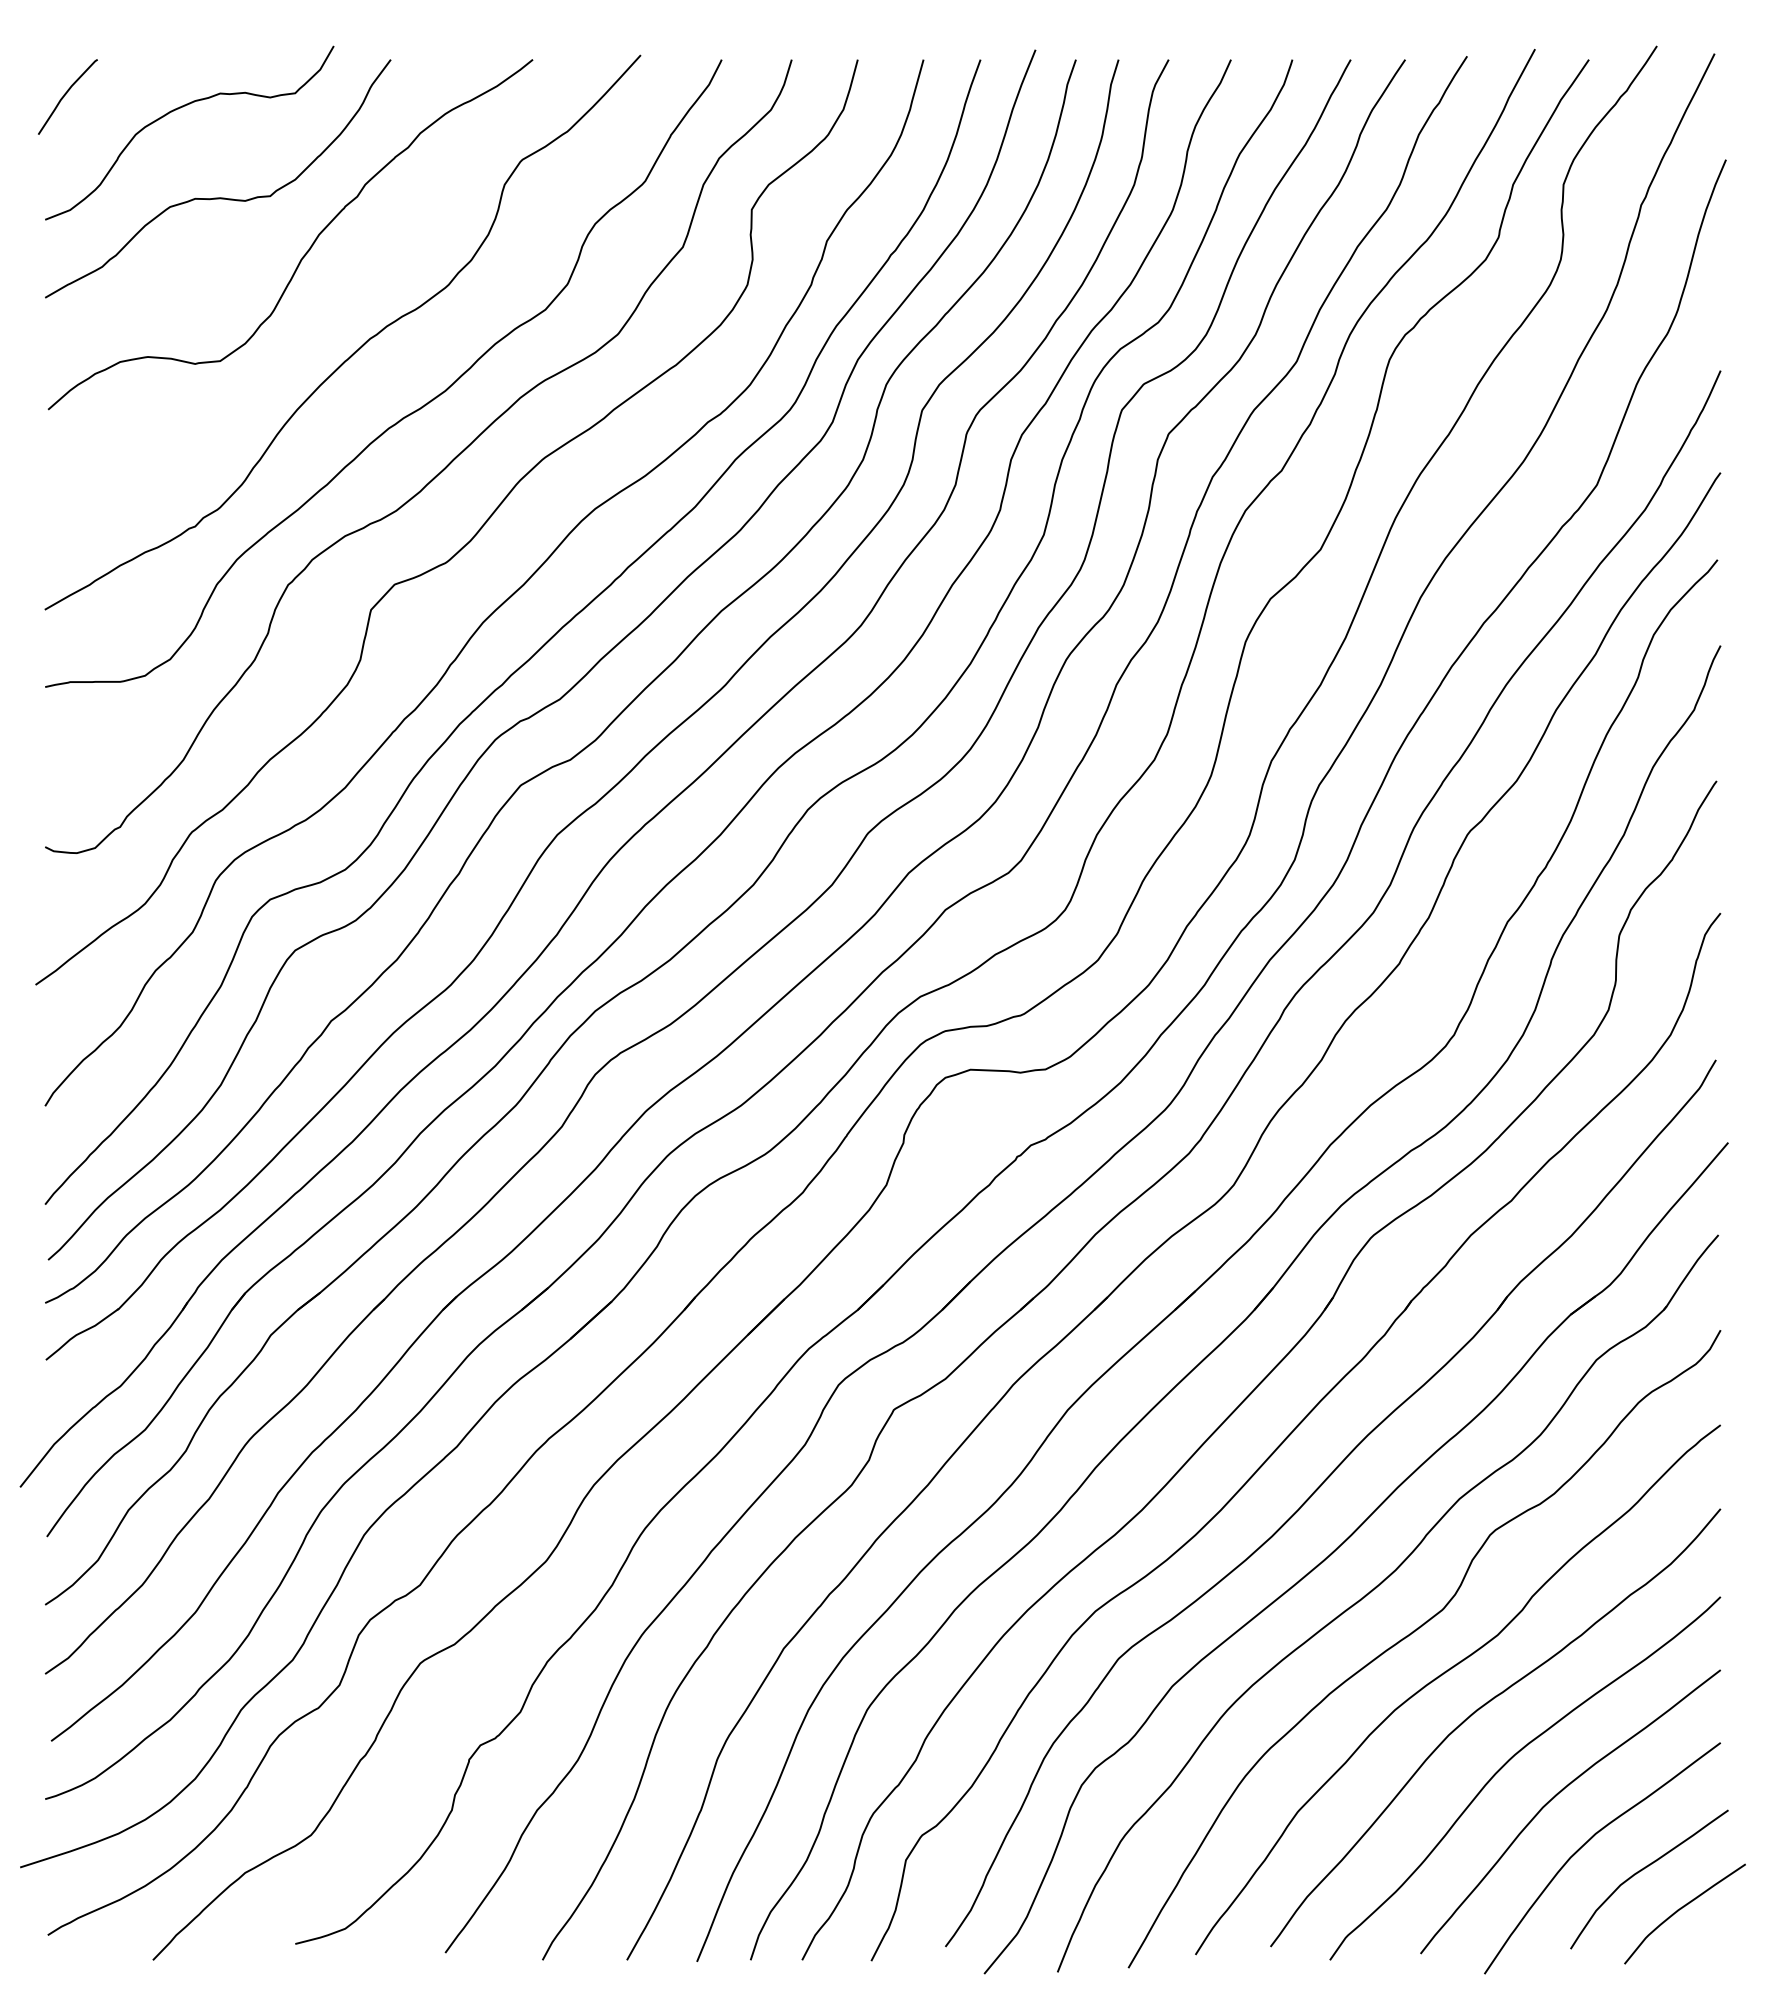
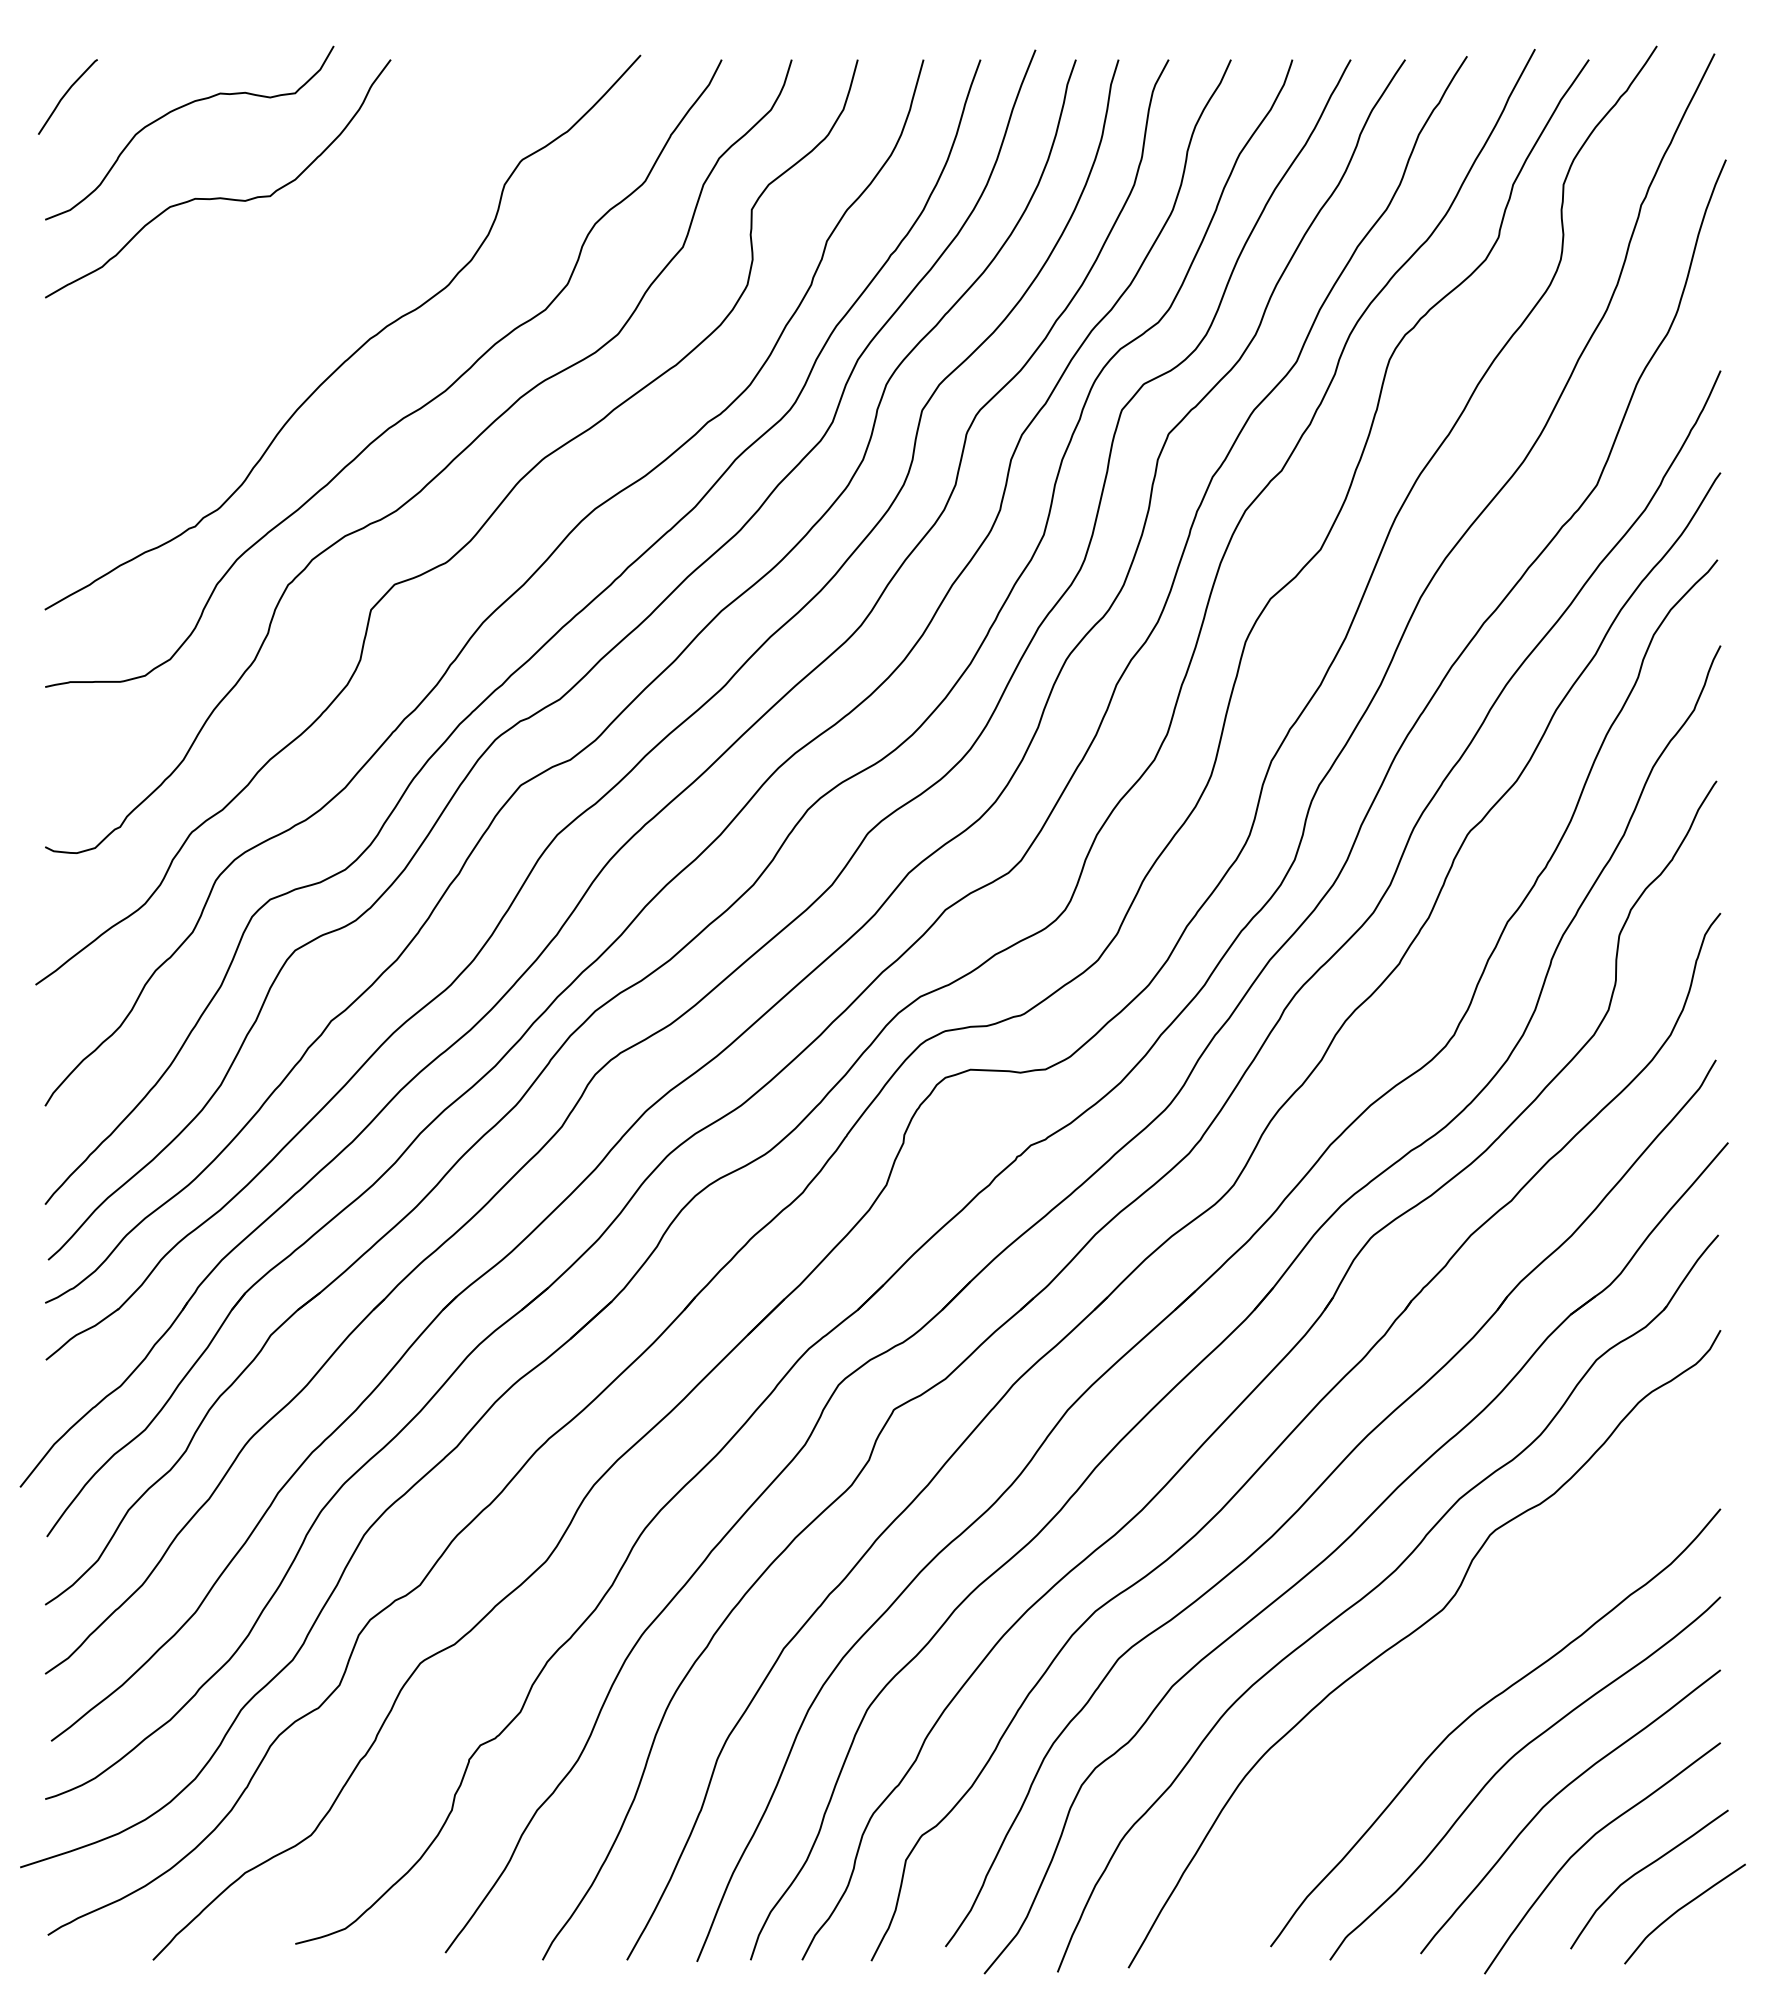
curve: present -> none (309, 247)
curve: present -> none (1445, 1673)
